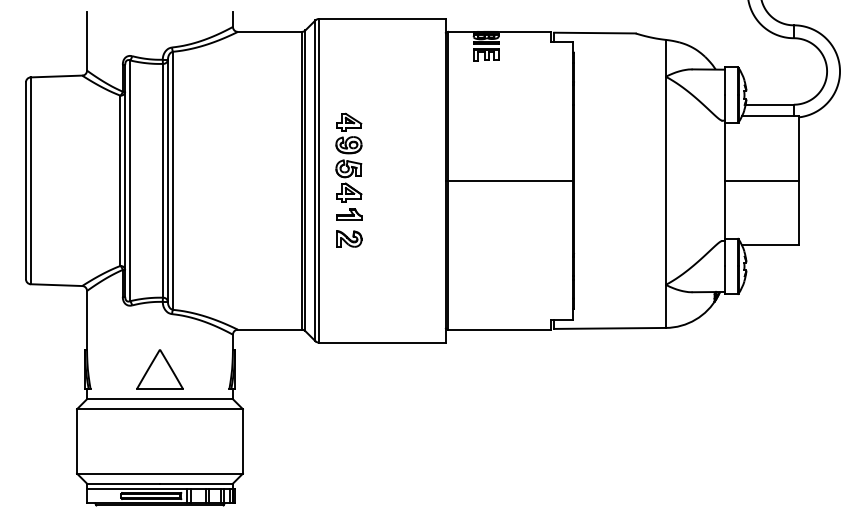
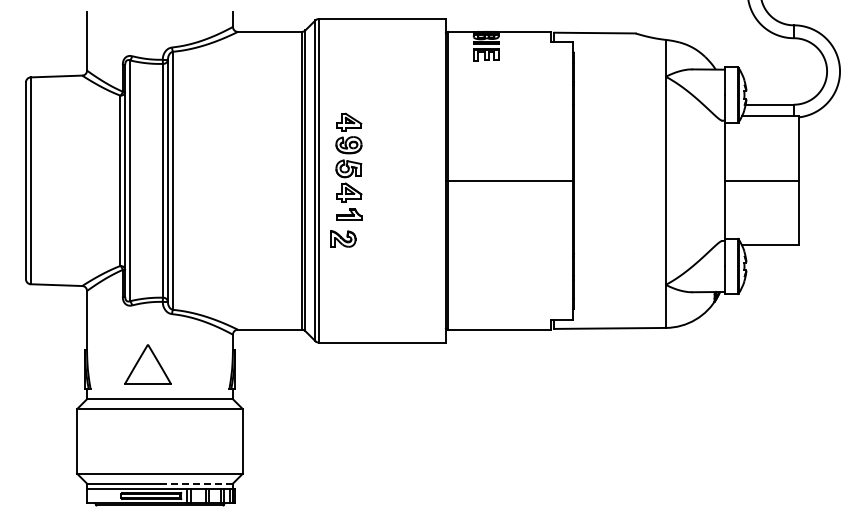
part position: (349, 238) -> (343, 238) (343, 238)
part position: (159, 369) -> (147, 364) (147, 364)
line: solid -> dashed (196, 483)
